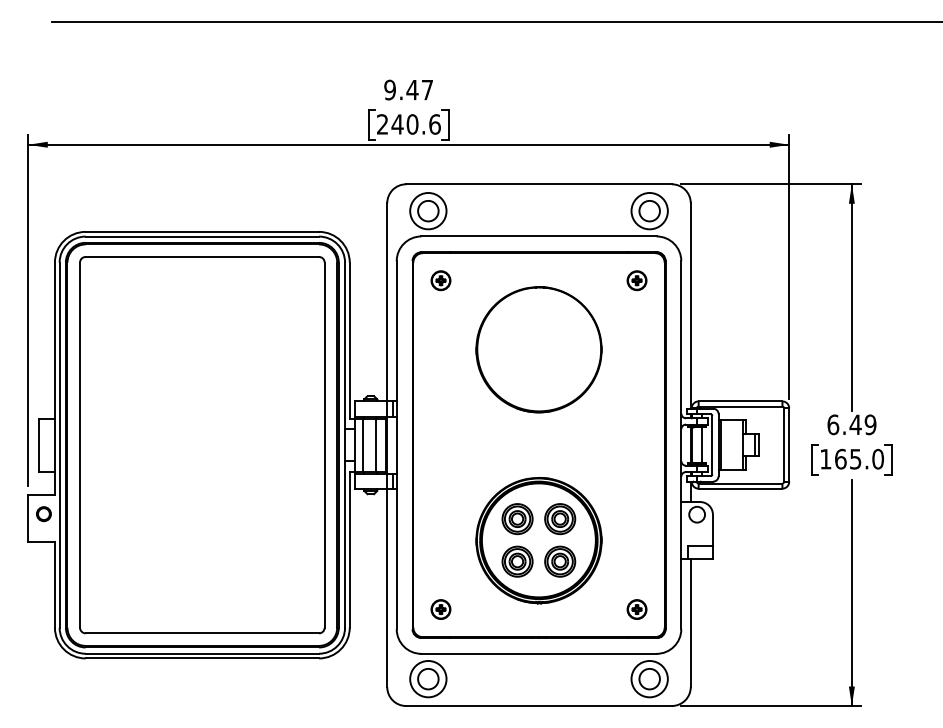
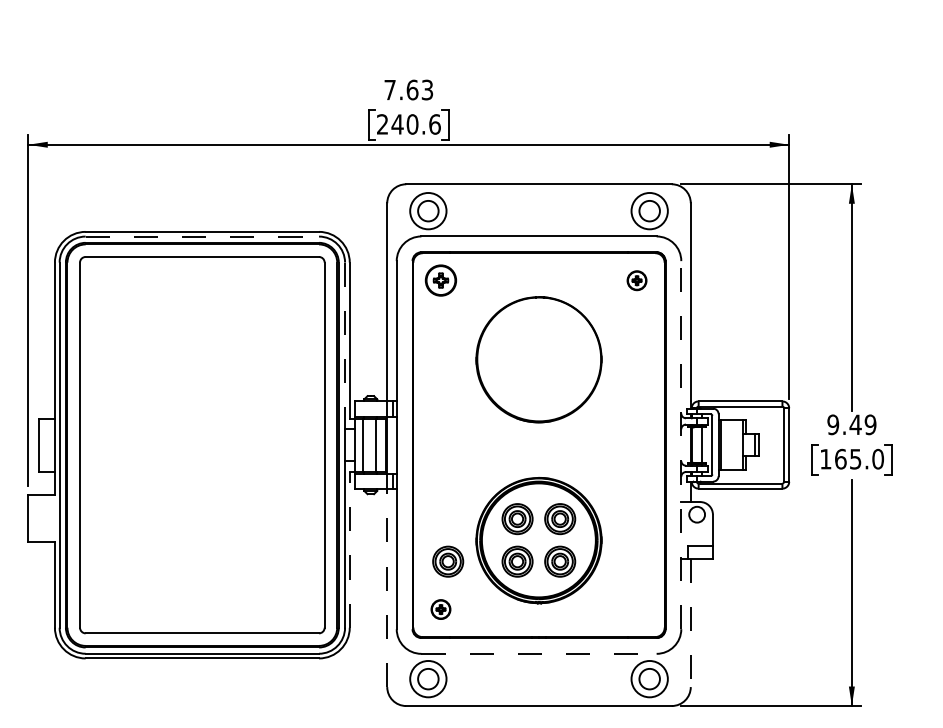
line: present -> none (495, 21)
text: 9.47 -> 7.63 (408, 89)
line: solid -> dashed (202, 236)
part size: 22x22 px -> 34x33 px (440, 280)
line: solid -> dashed (345, 346)
part position: (538, 349) -> (538, 359) (538, 359)
text: 6.49 -> 9.49 (833, 424)
line: solid -> dashed (681, 444)
circle: present -> none (43, 514)
line: solid -> dashed (349, 549)
part: none -> present (448, 561)
line: solid -> dashed (387, 588)
part: present -> none (636, 609)
line: solid -> dashed (690, 623)
line: solid -> dashed (539, 653)
